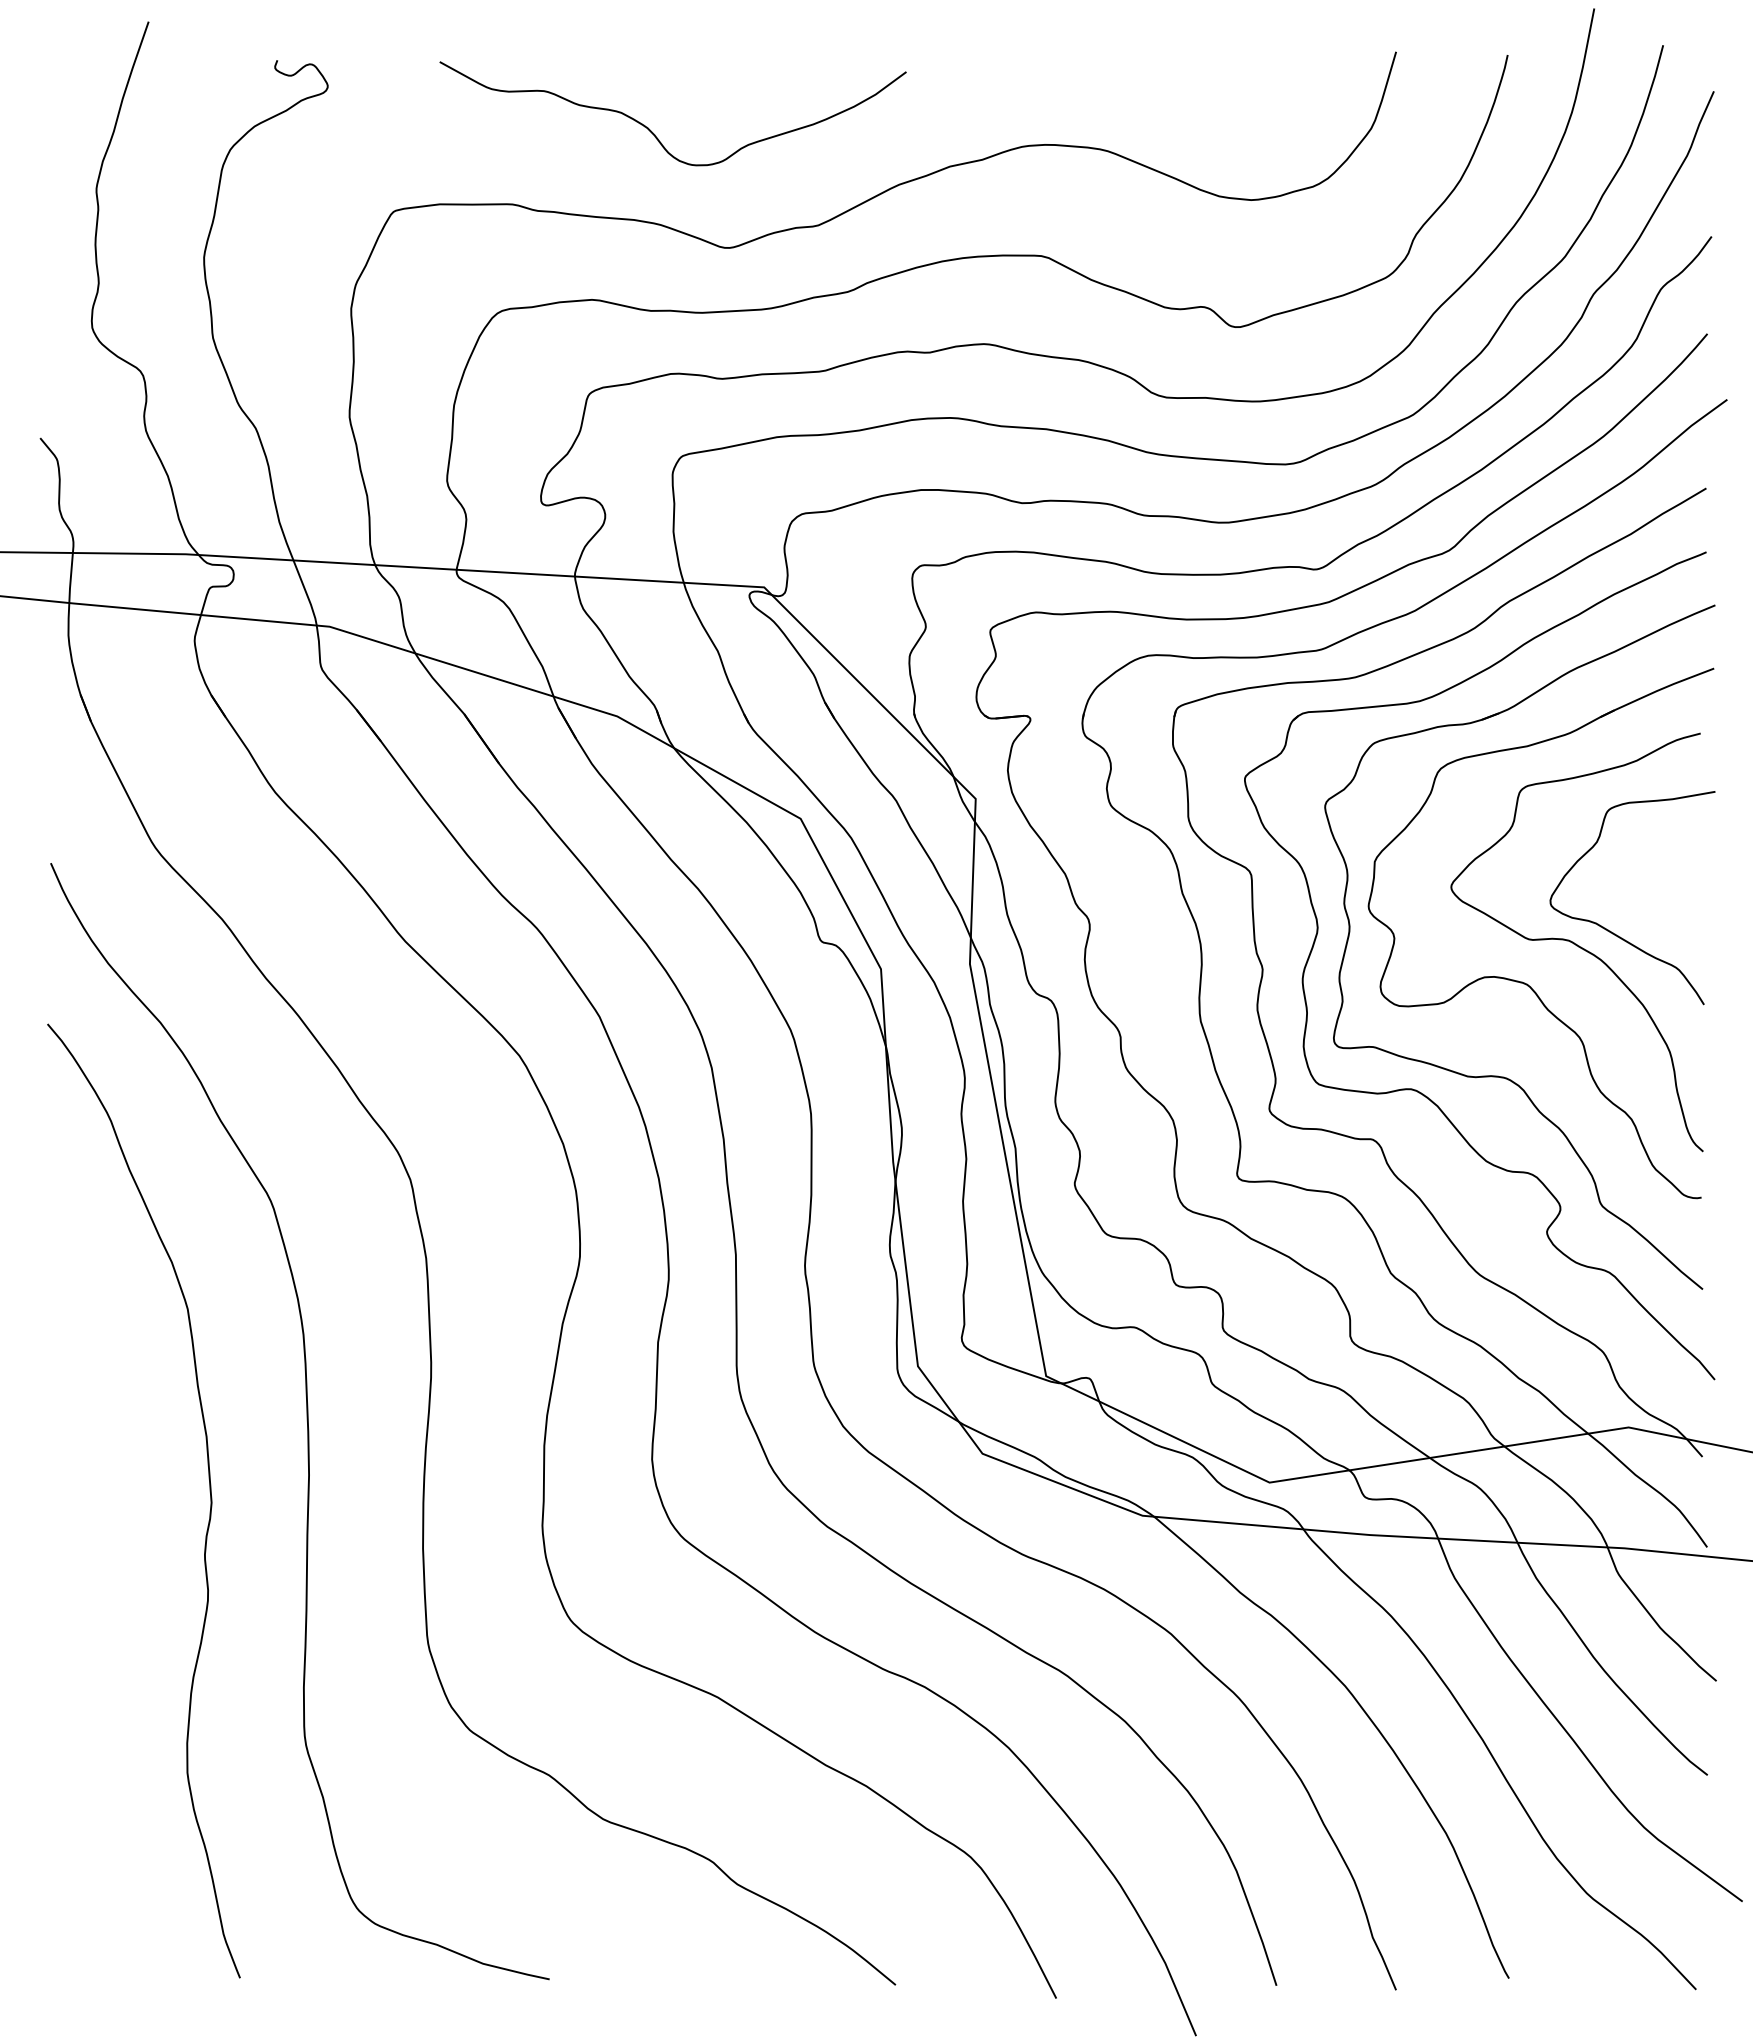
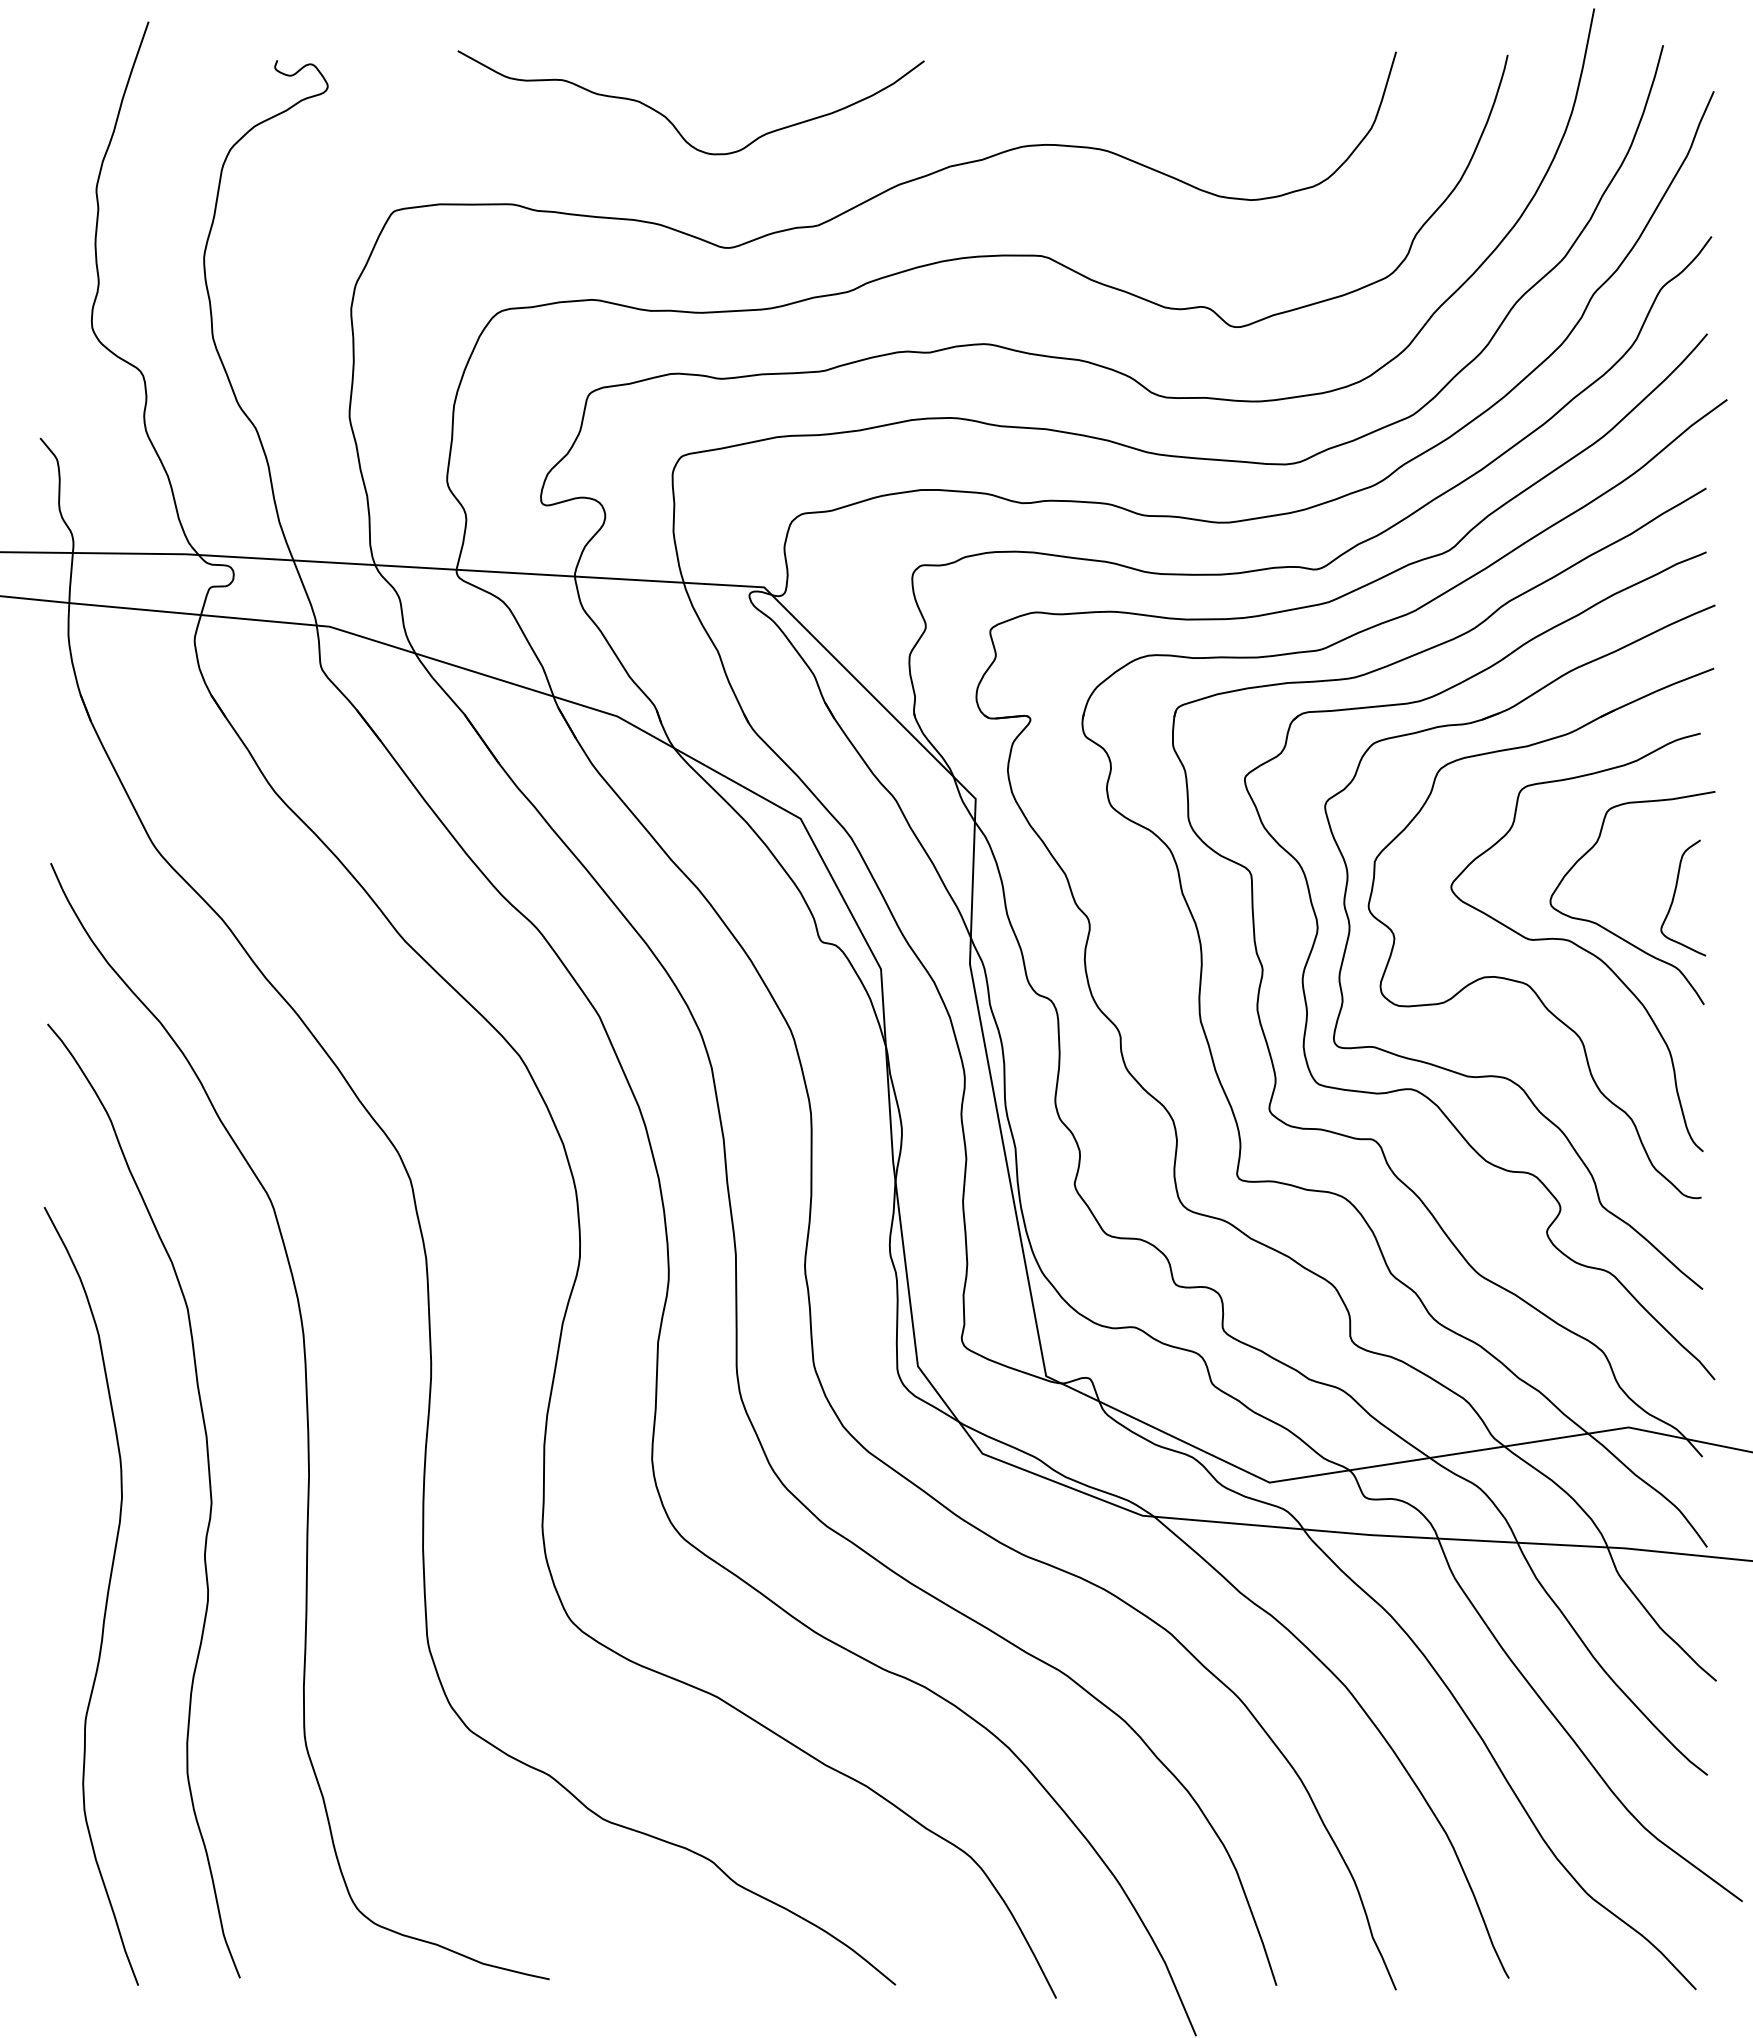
curve position: (653, 132) -> (671, 121) (671, 121)
curve: none -> present (1675, 894)
curve: none -> present (106, 1596)
